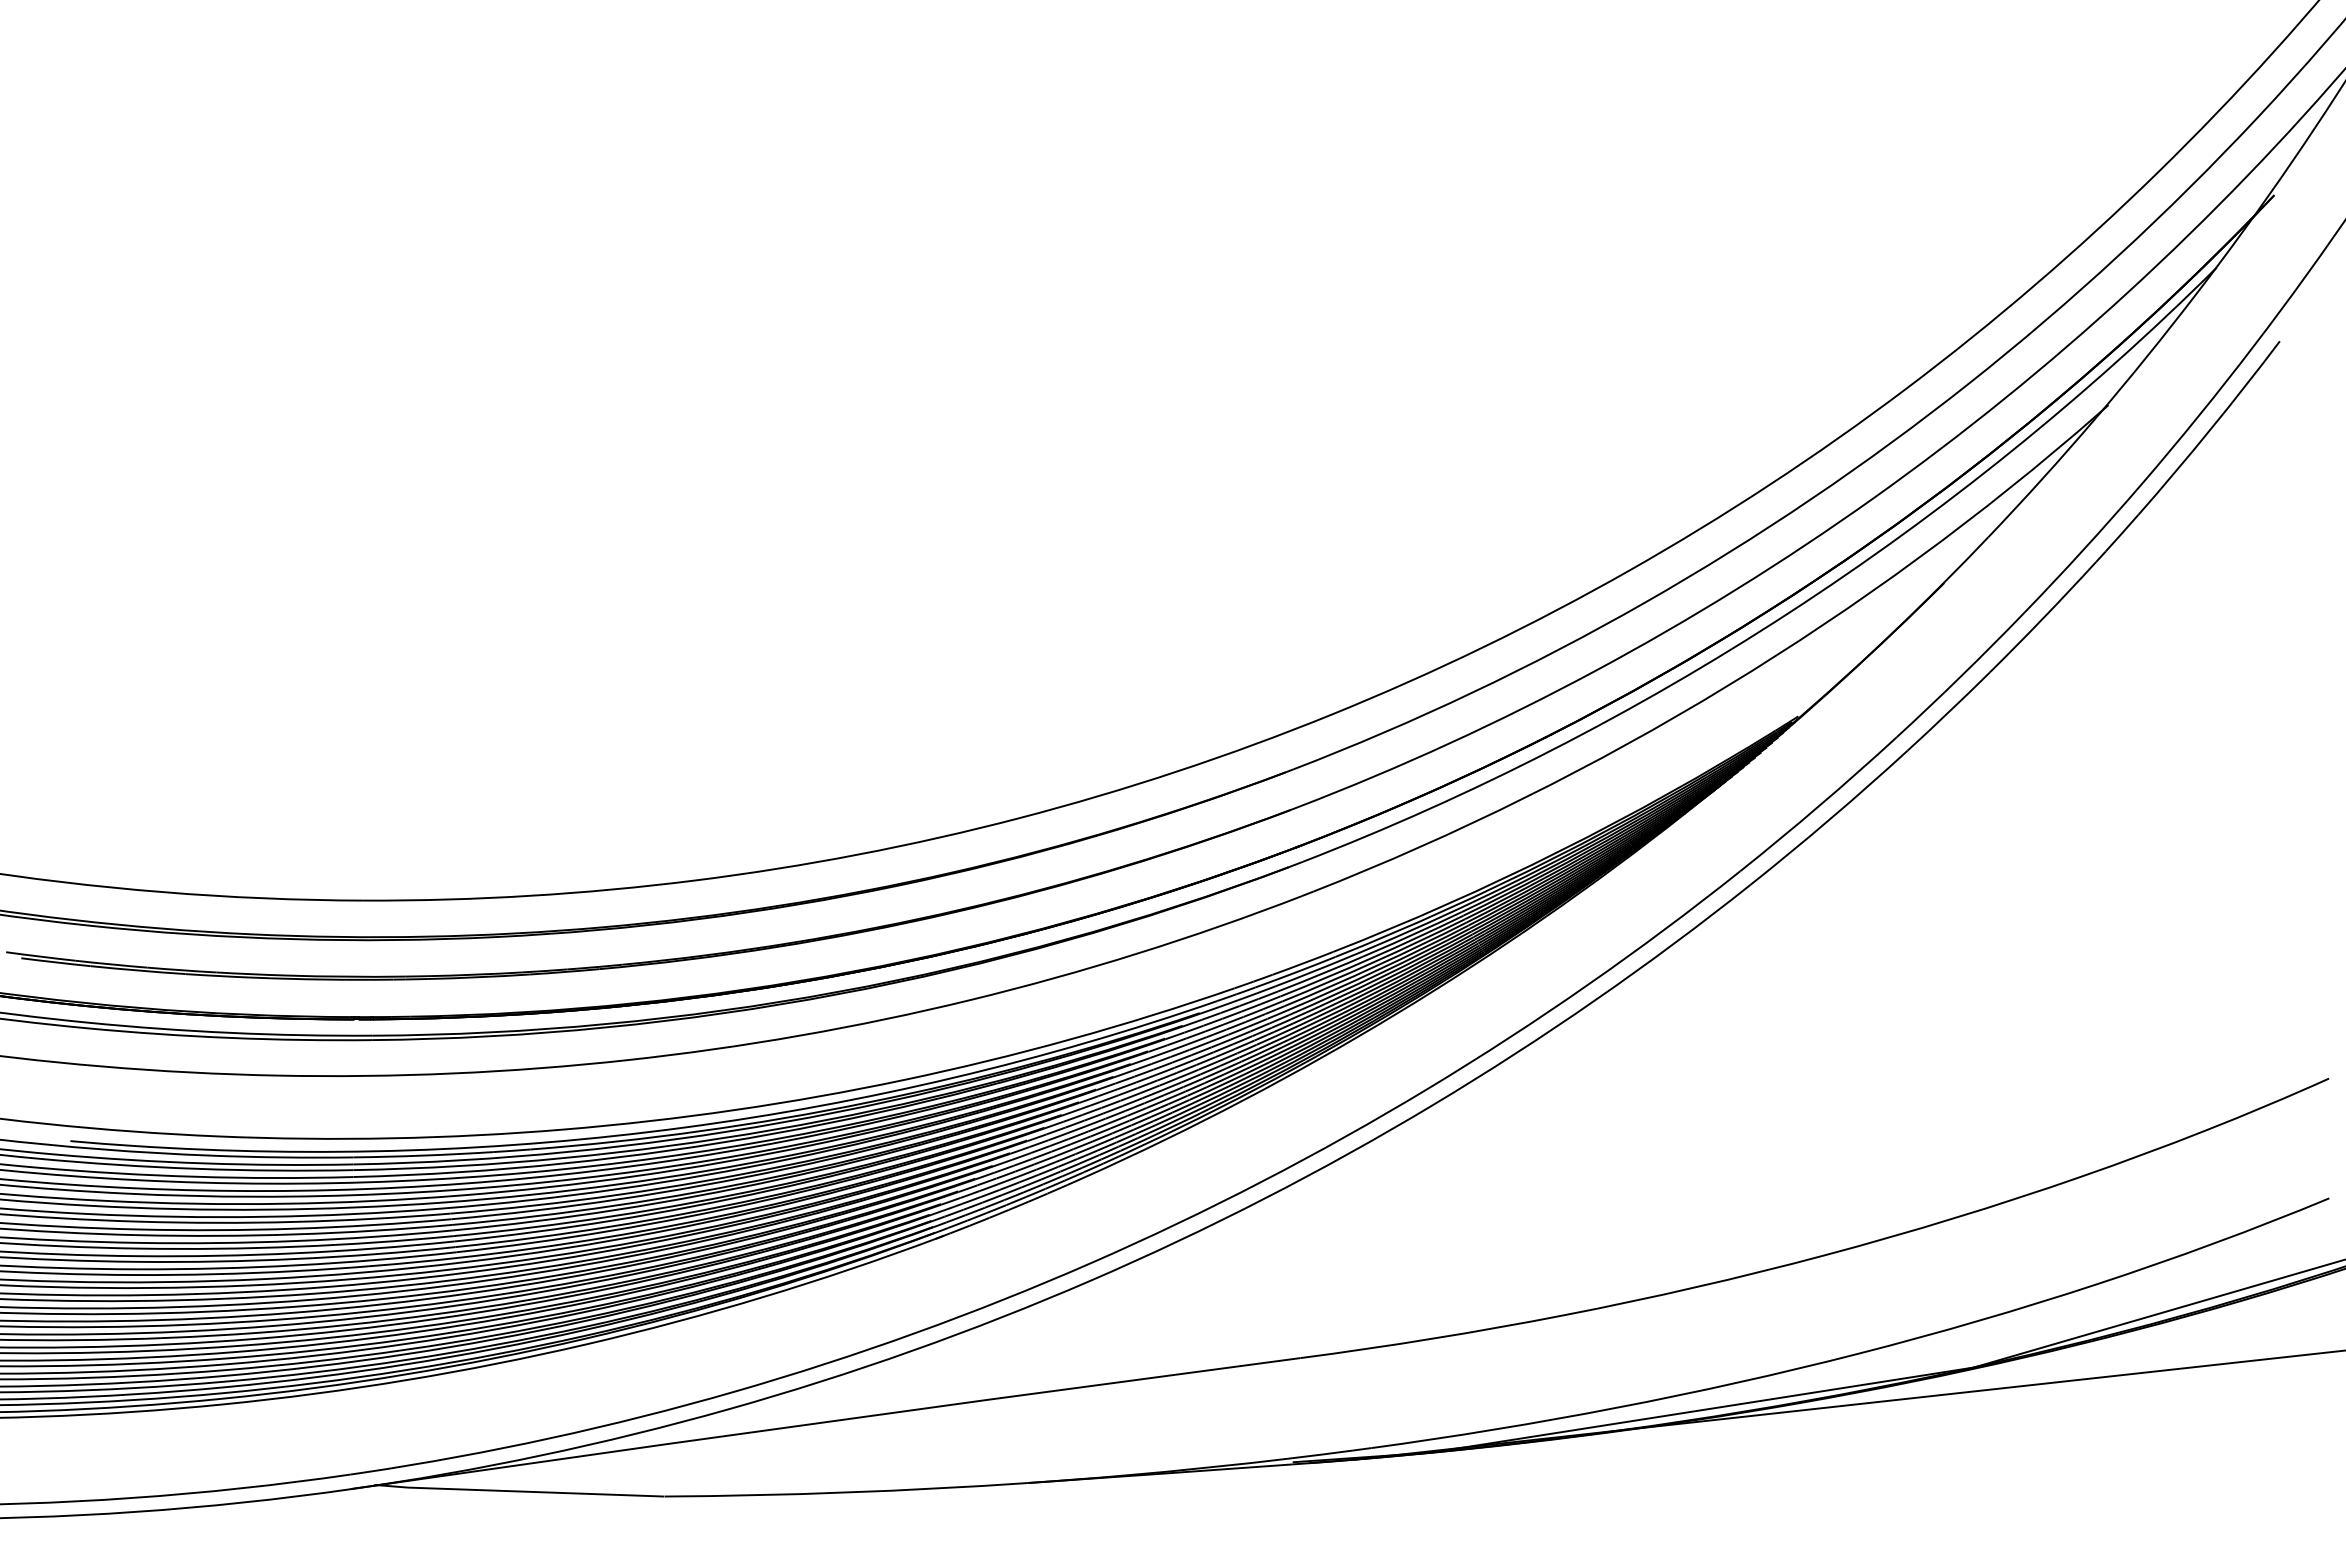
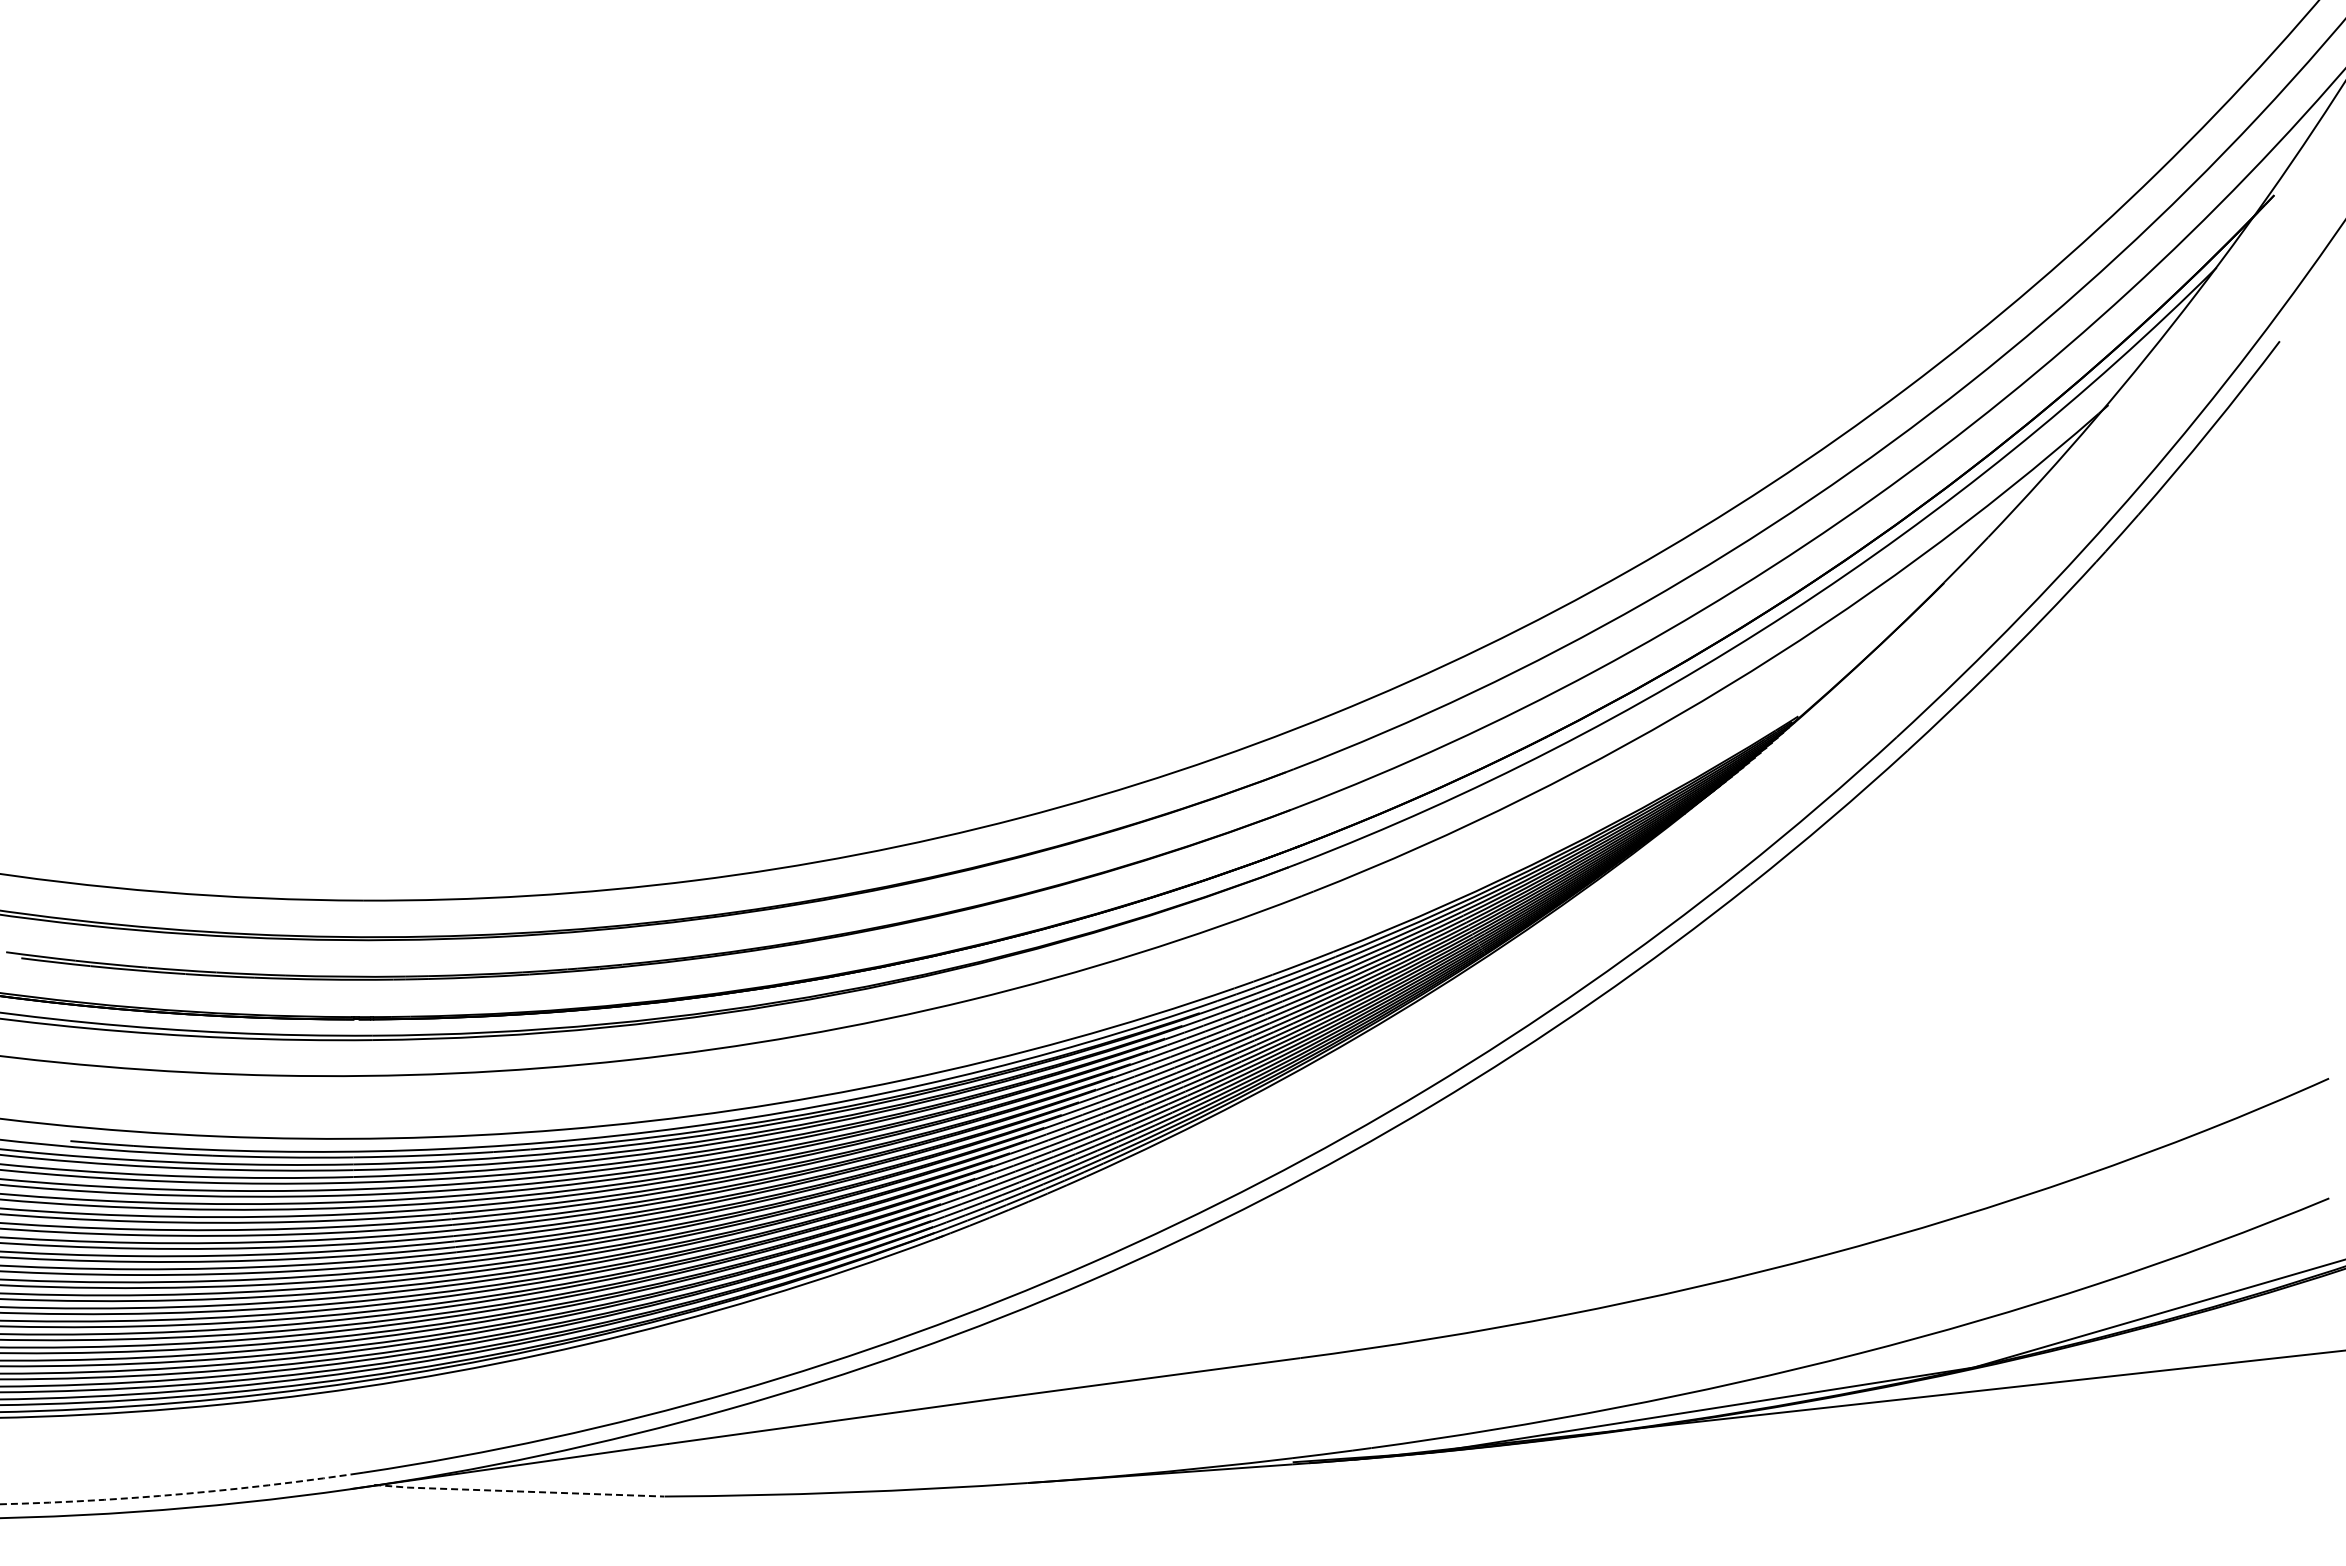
line: solid -> dashed (518, 1491)
arc: solid -> dashed (175, 1494)
